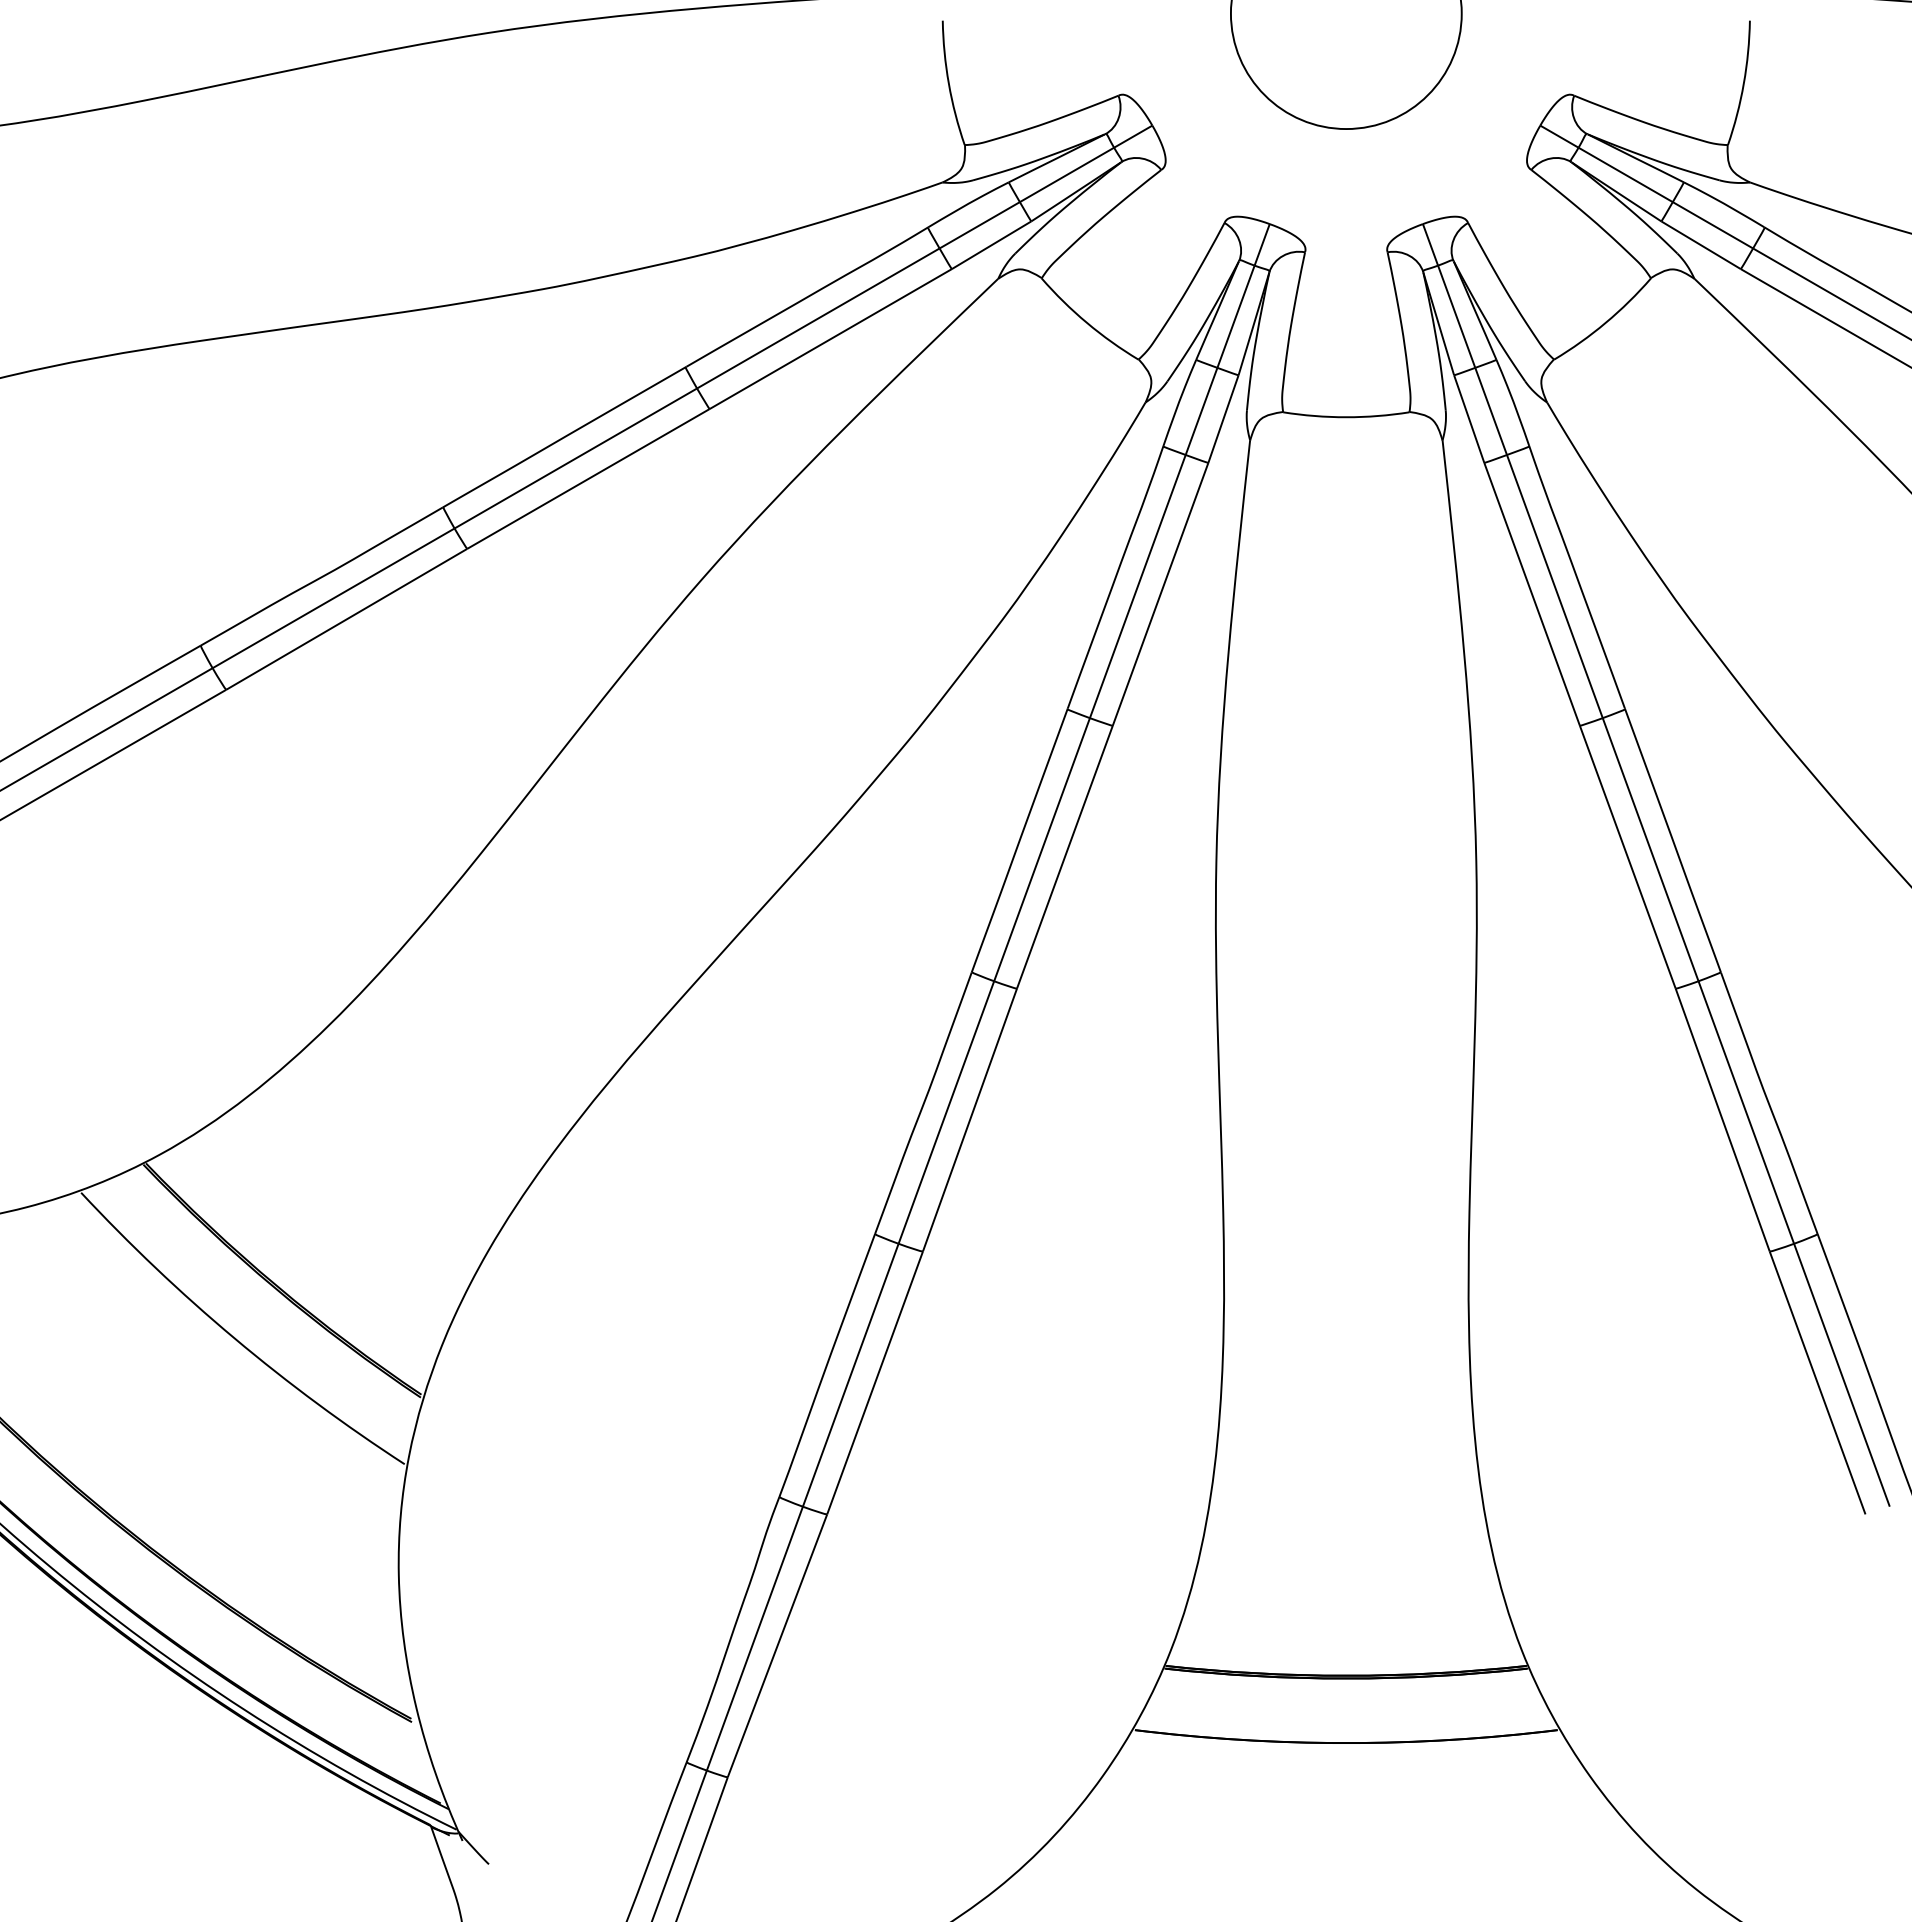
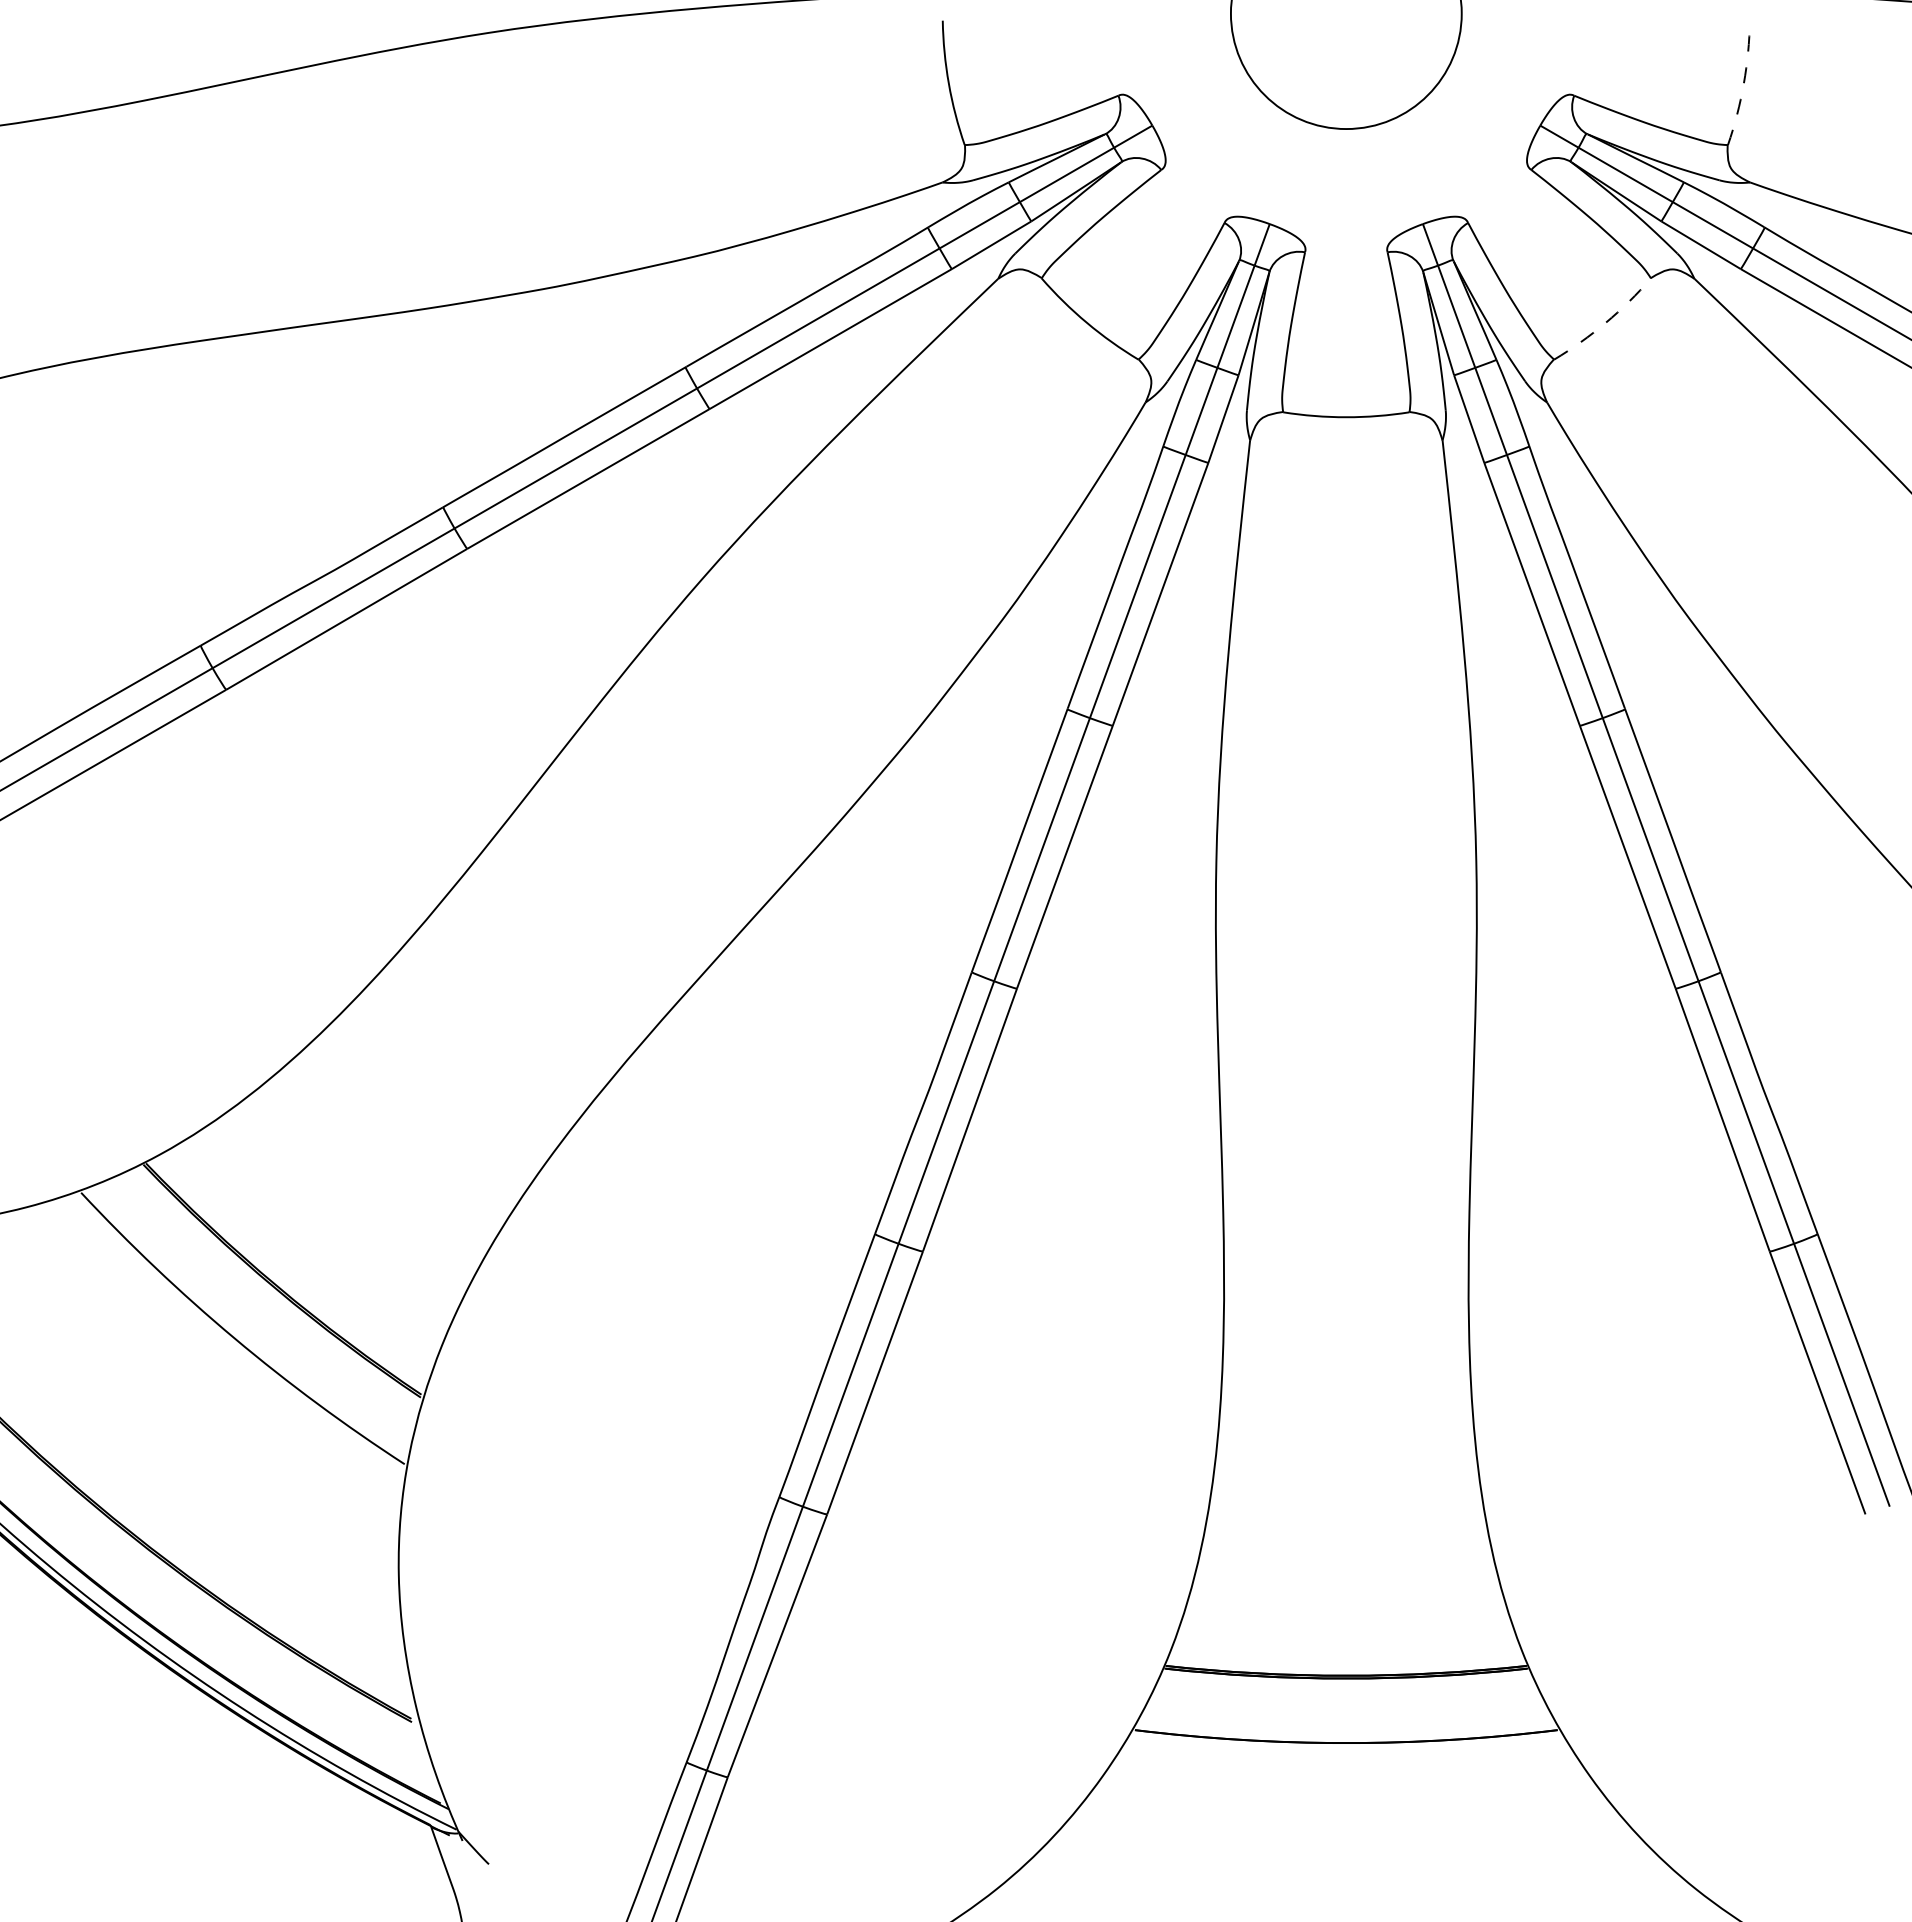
arc: solid -> dashed (1743, 83)
arc: solid -> dashed (1605, 322)
